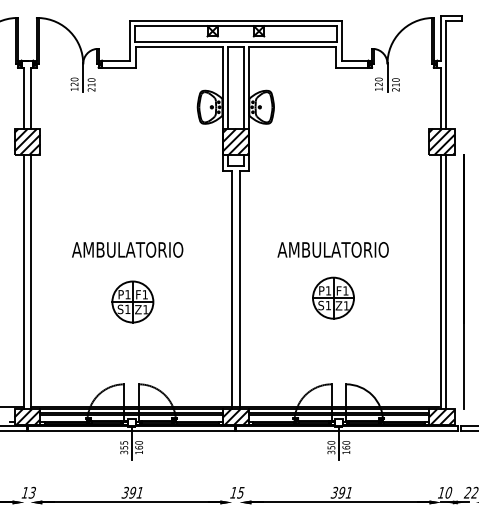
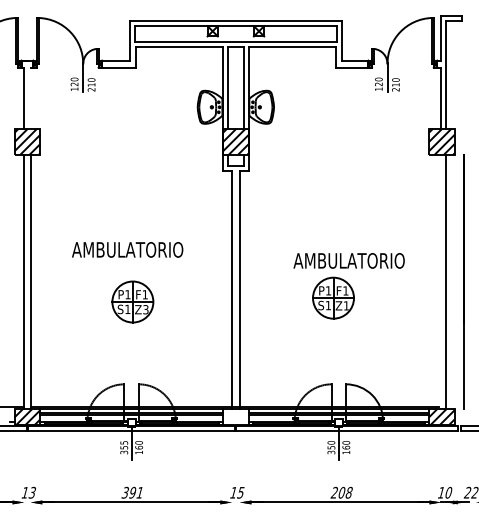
line: present -> none (30, 97)
text position: (332, 249) -> (348, 260) (348, 260)
line: present -> none (441, 281)
text: Z1 -> Z3 (145, 309)
hatch: present -> none (235, 416)
text: 391 -> 208 (341, 492)
